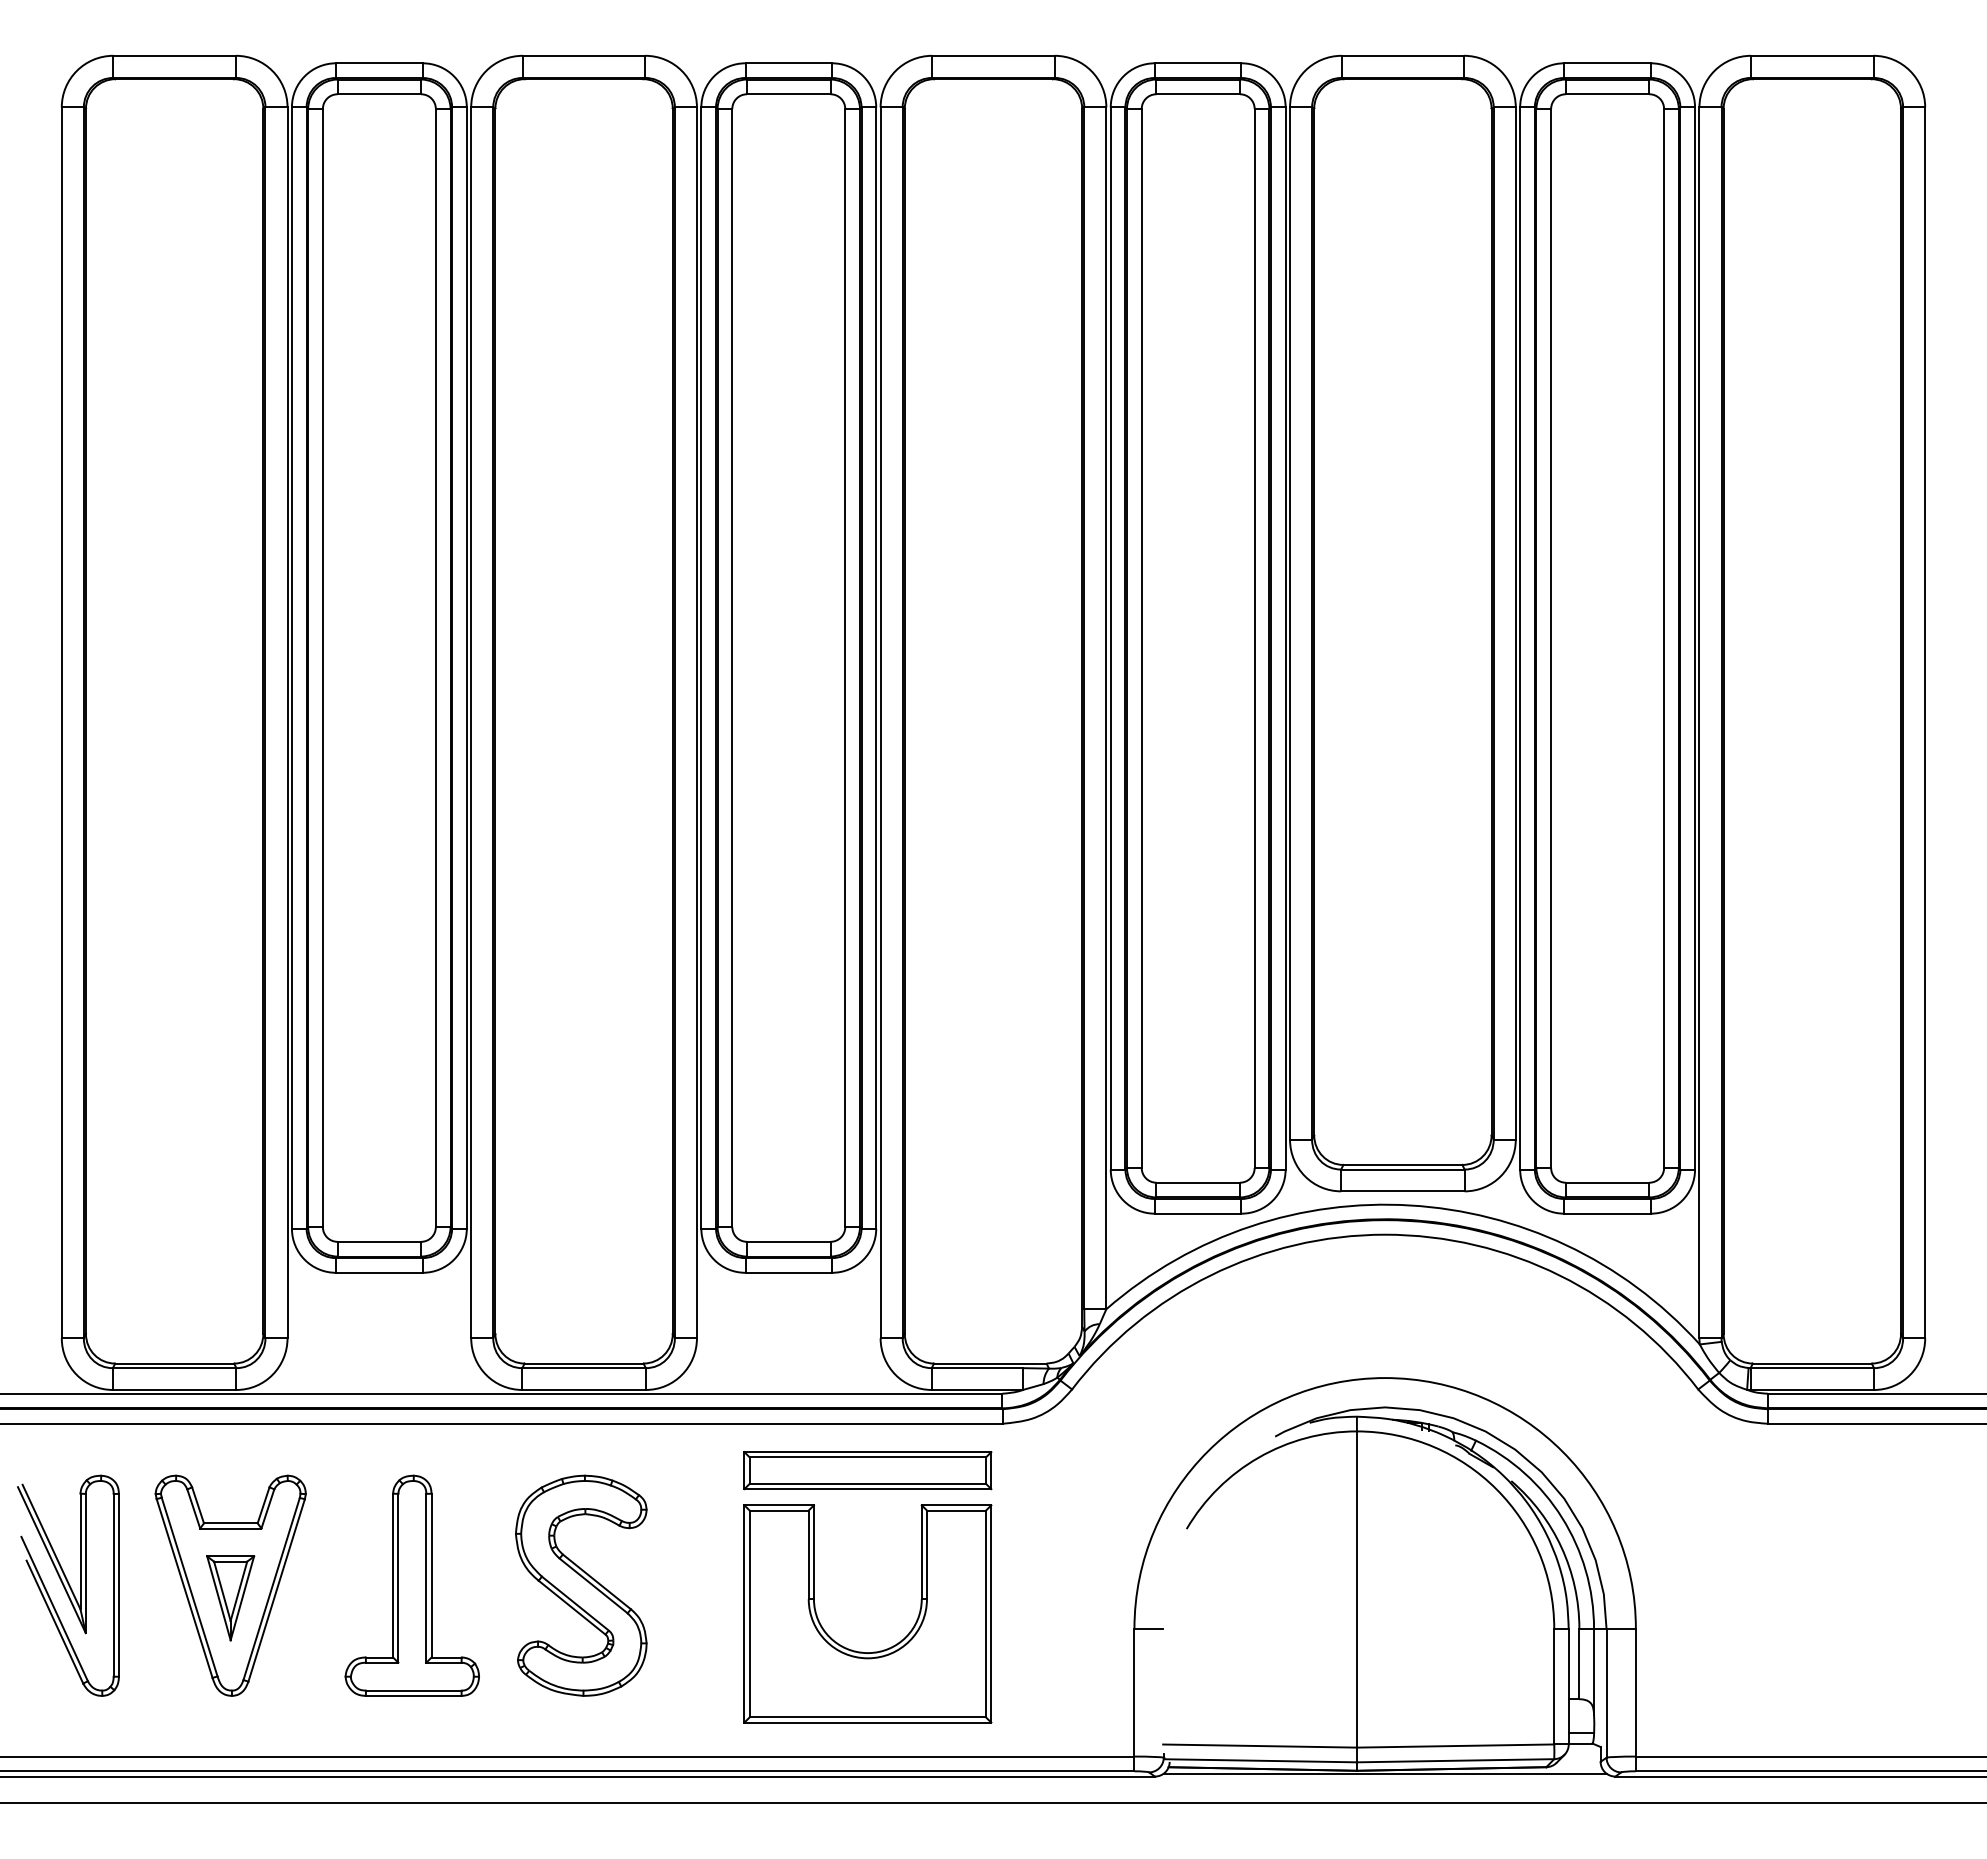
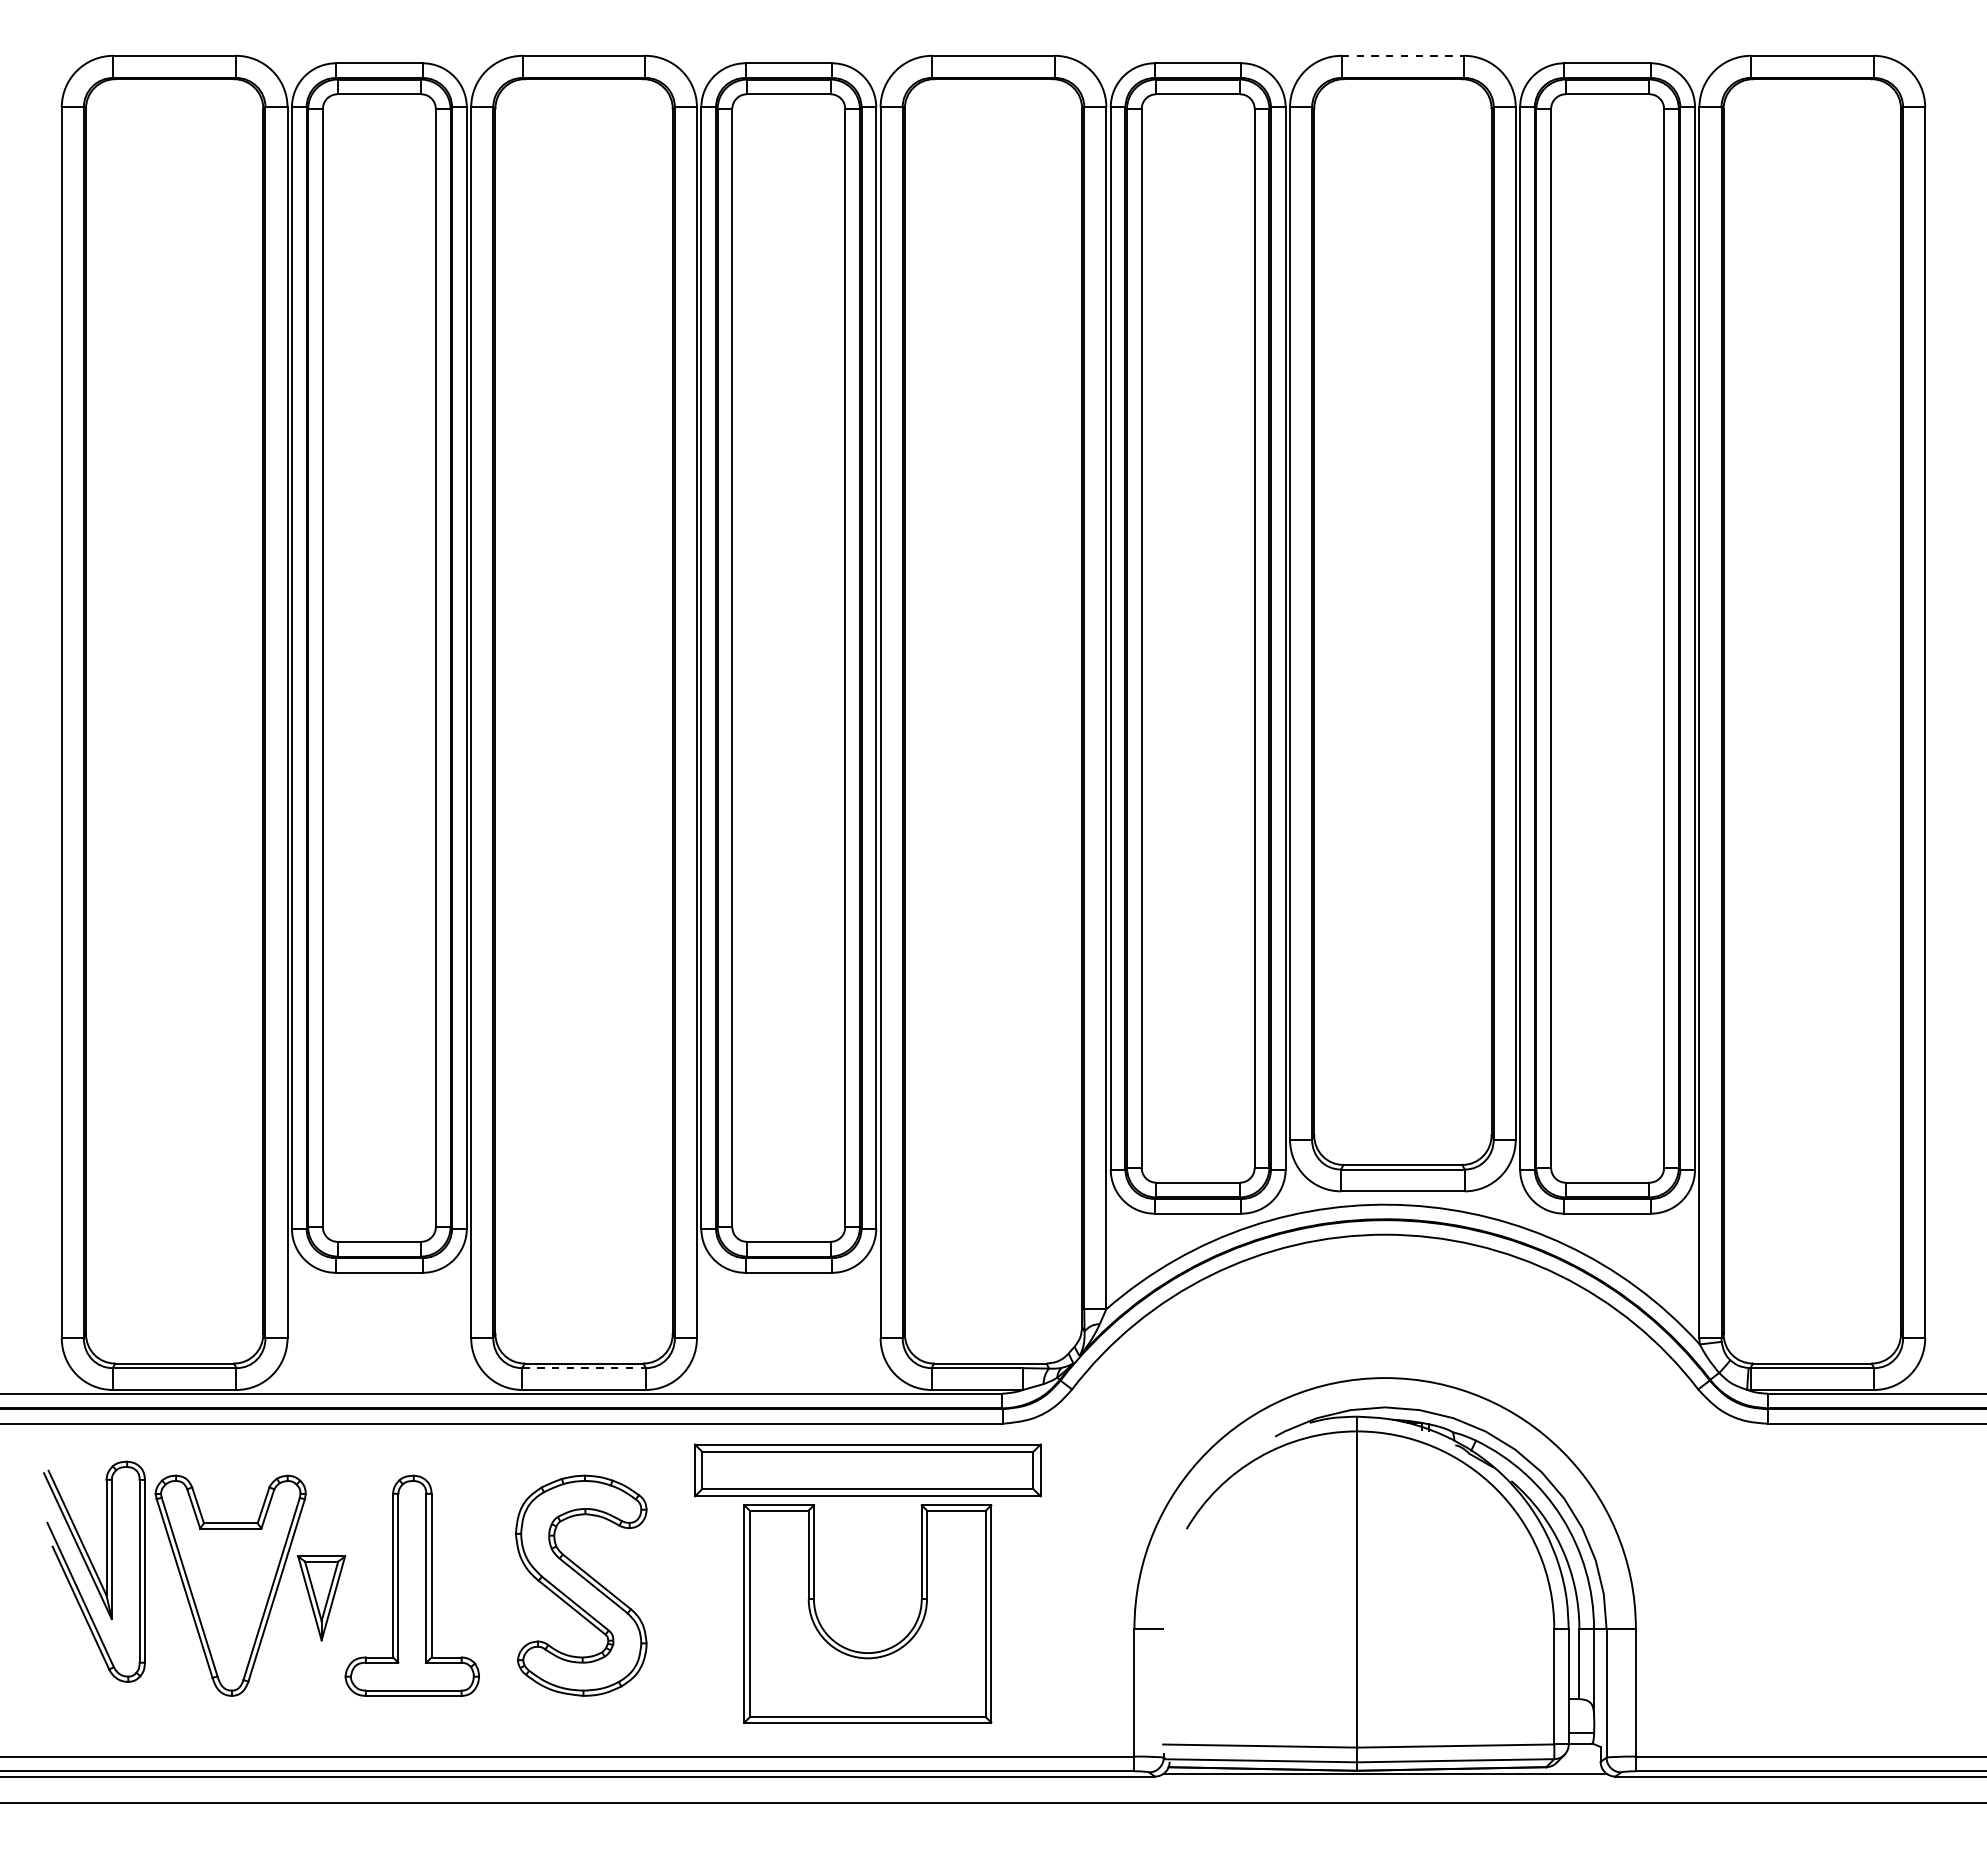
line: solid -> dashed (1403, 55)
line: solid -> dashed (584, 1368)
part size: 250x40 px -> 349x55 px (867, 1470)
part position: (68, 1585) -> (94, 1571) (94, 1571)
part position: (230, 1598) -> (321, 1598) (321, 1598)
